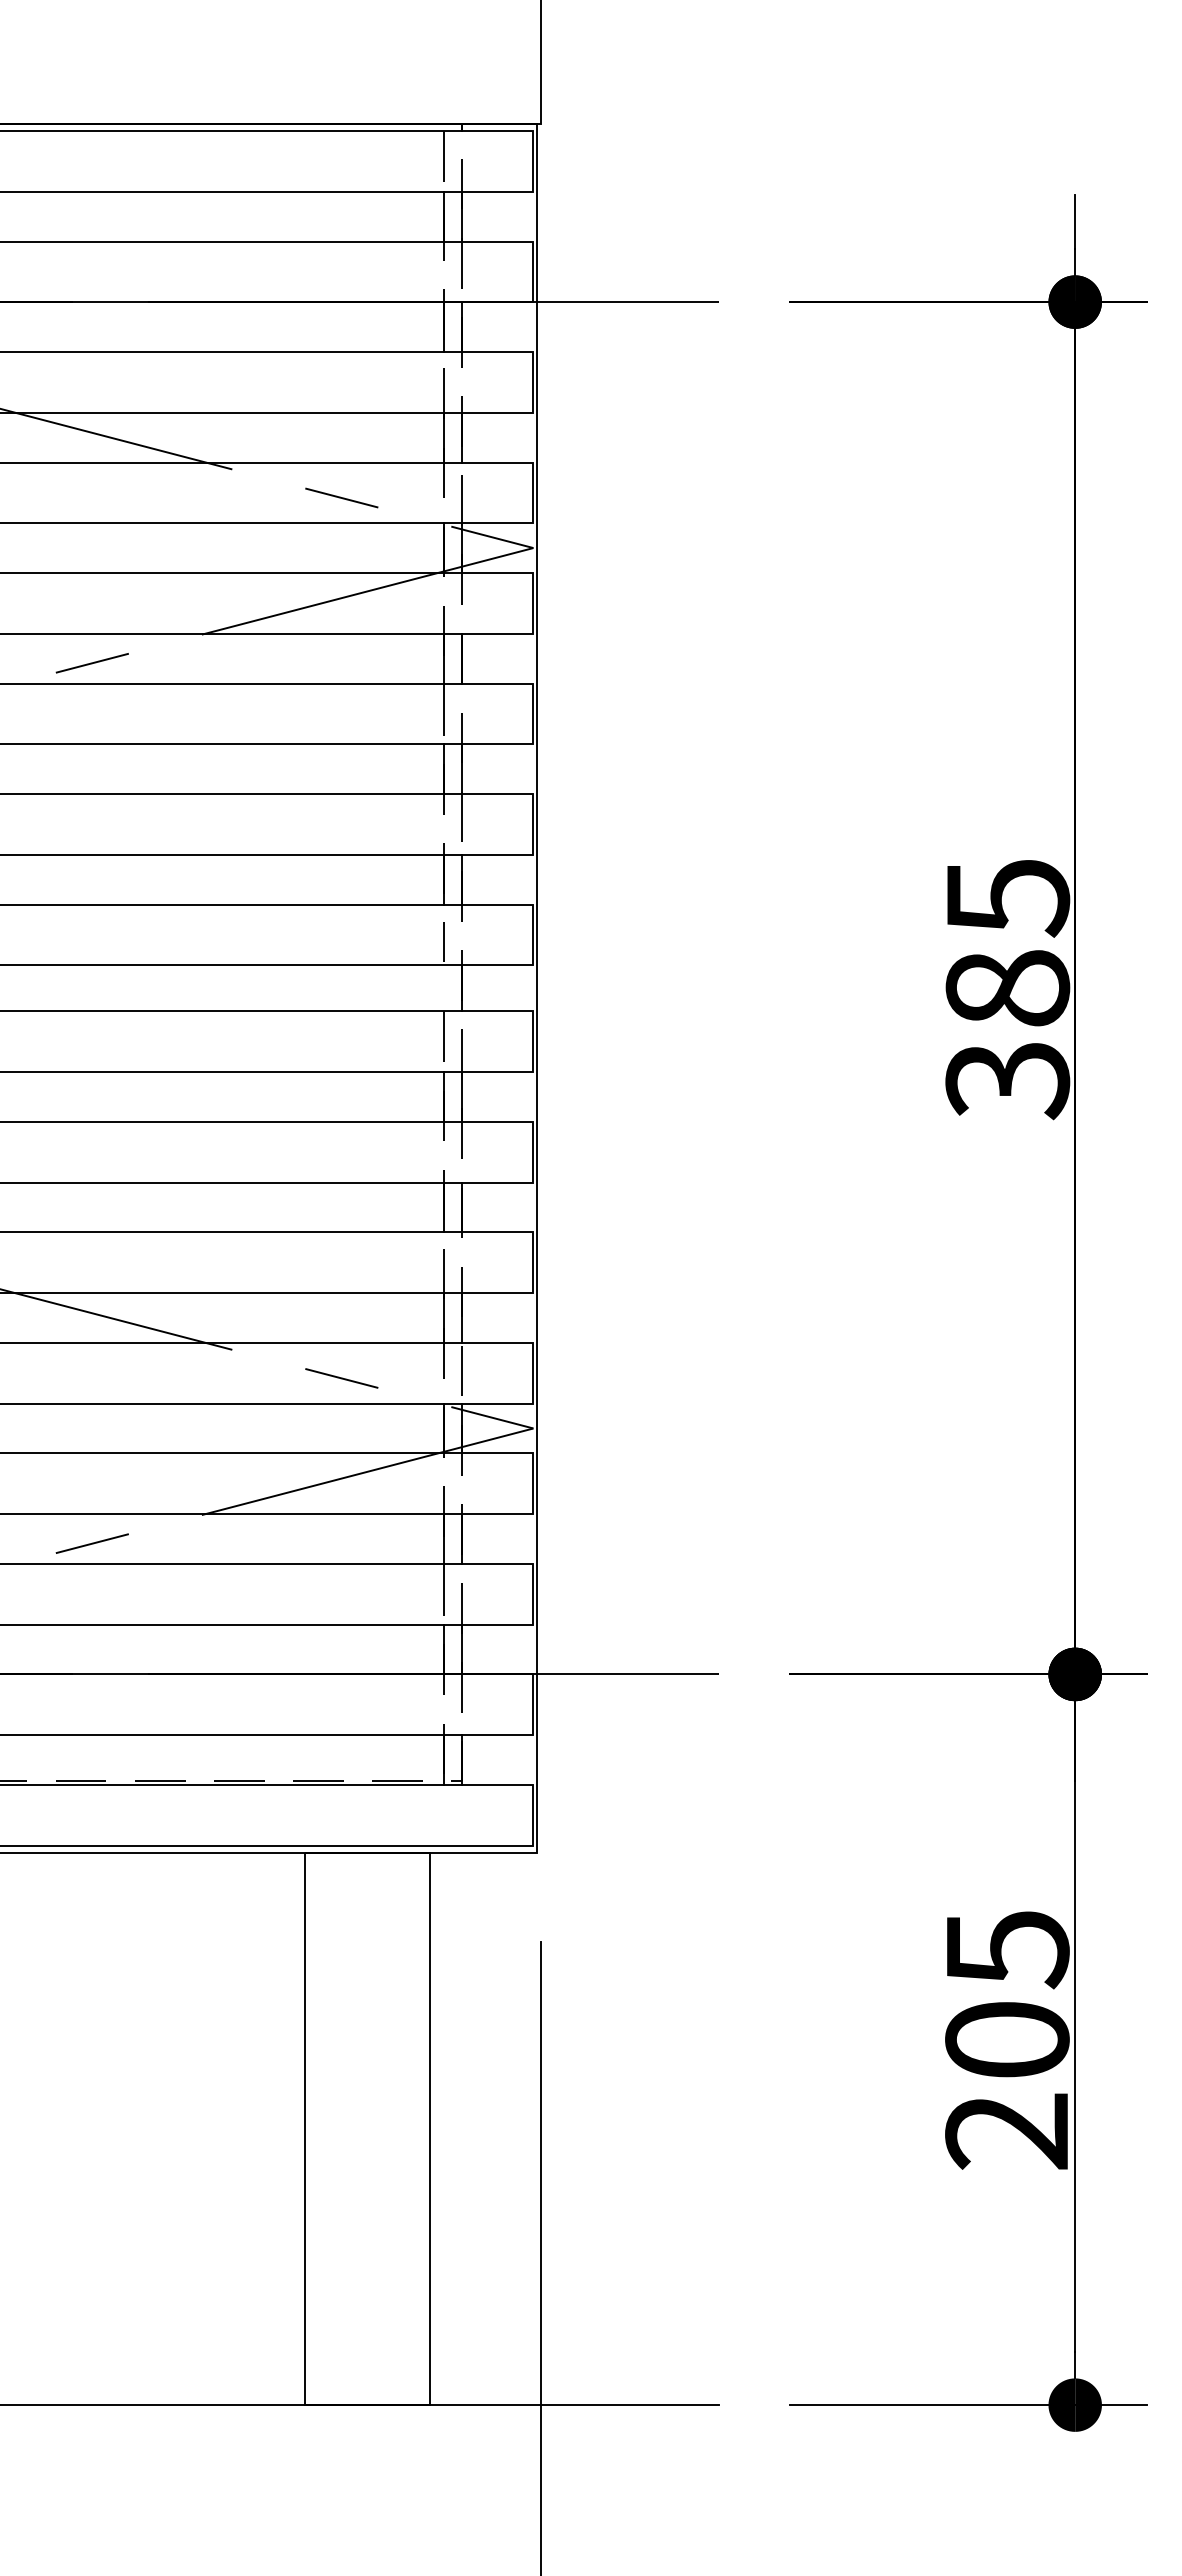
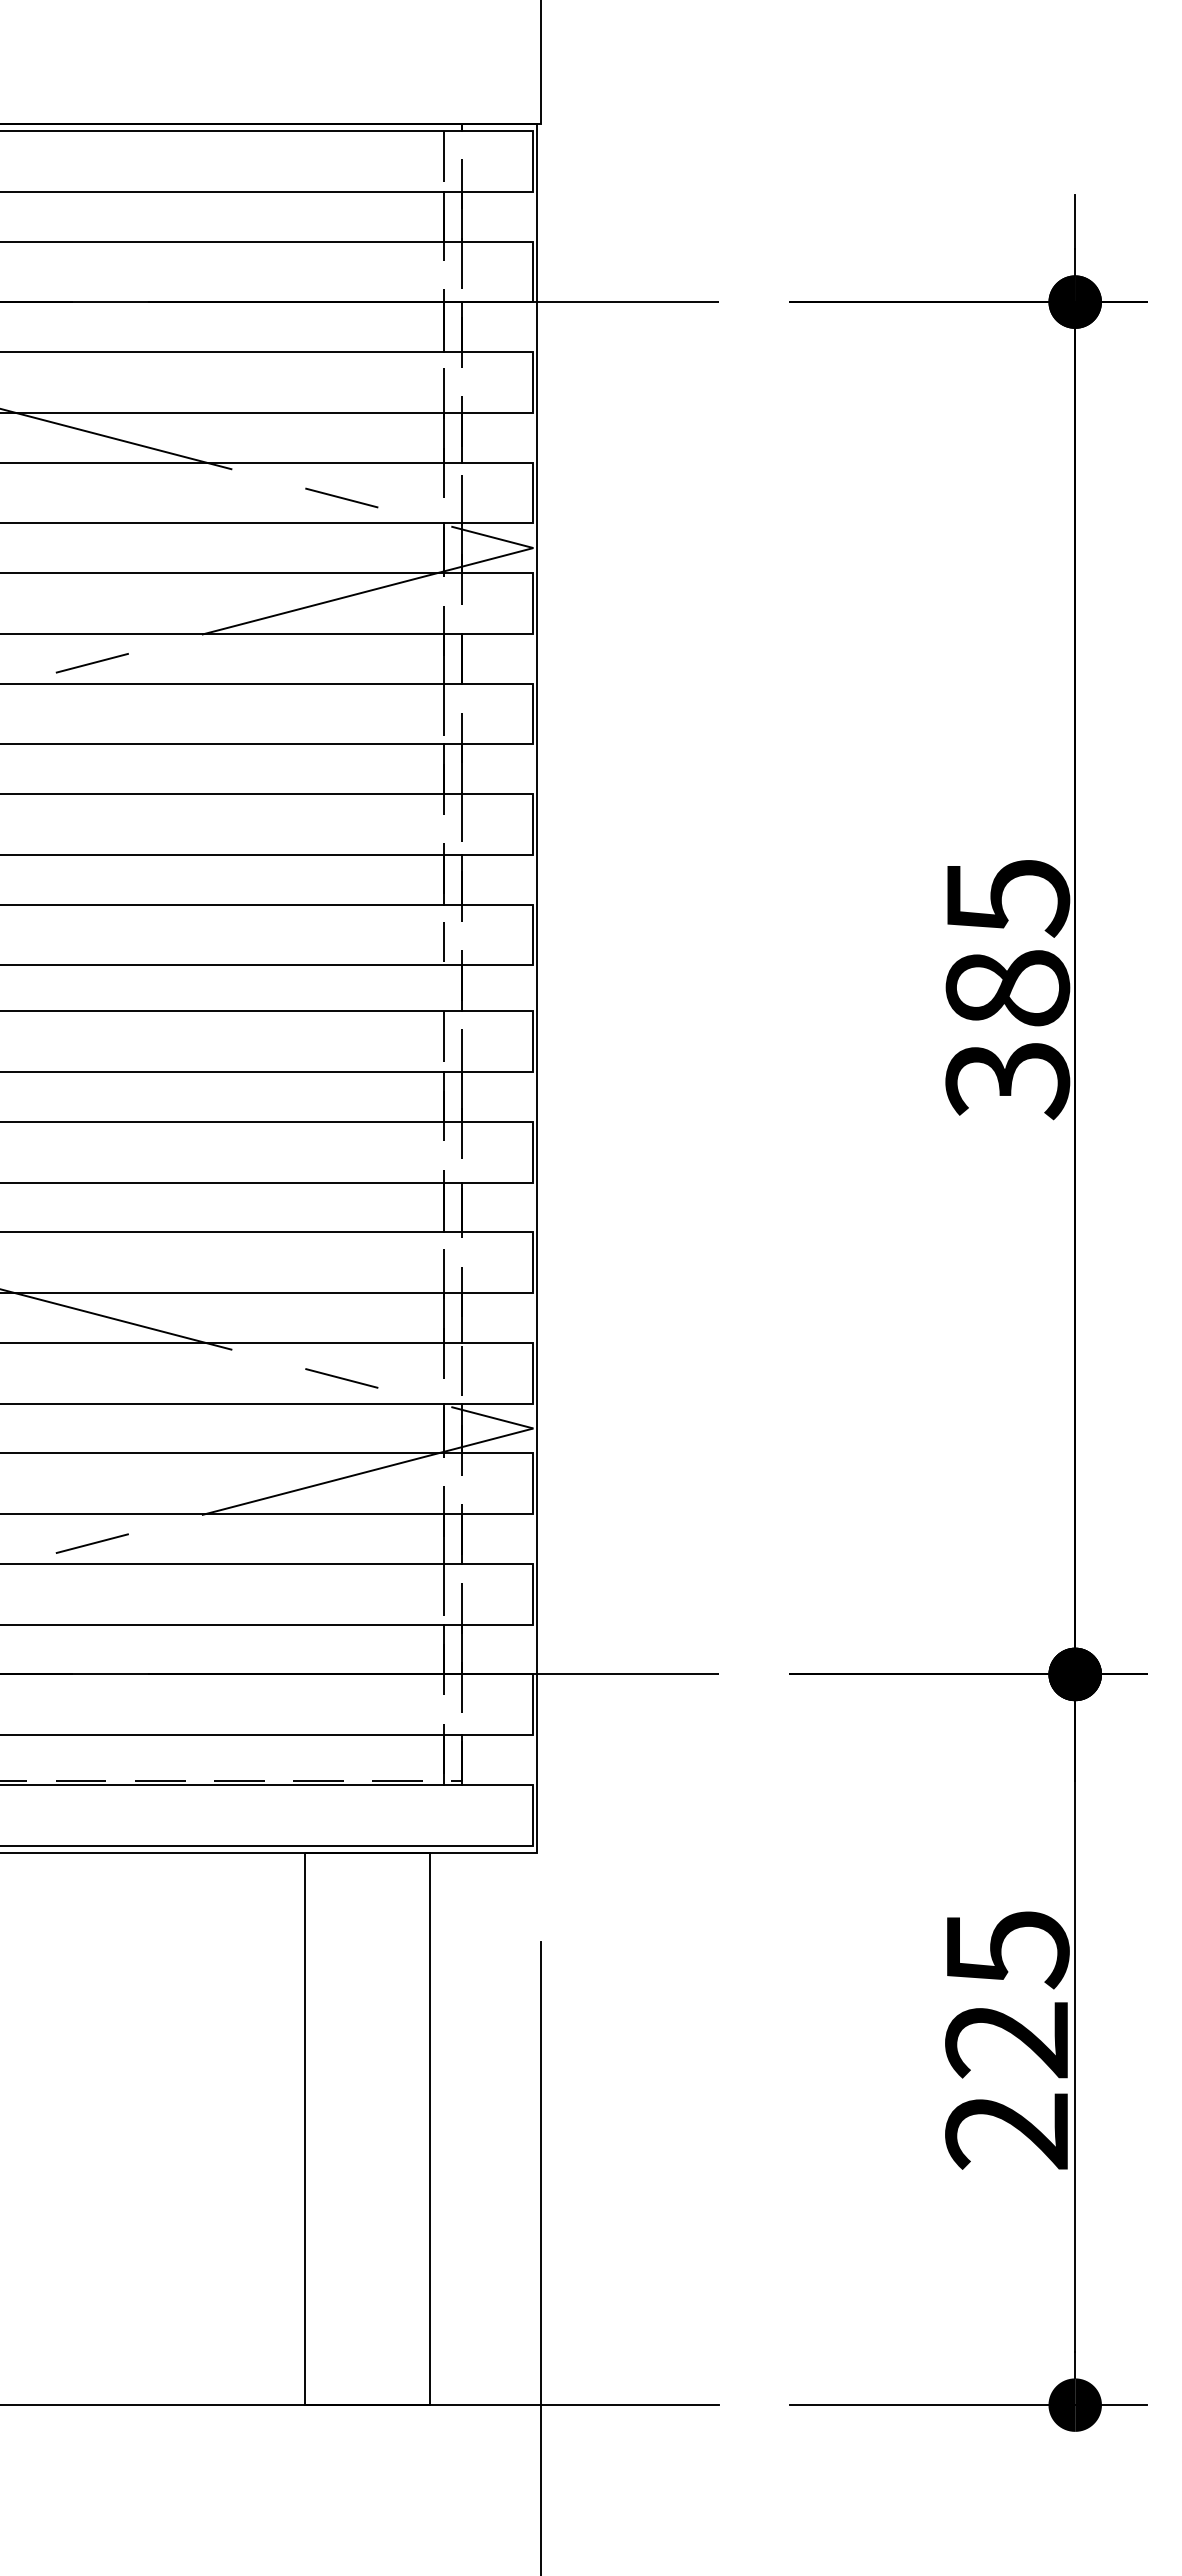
text: 205 -> 225 (1007, 2040)
